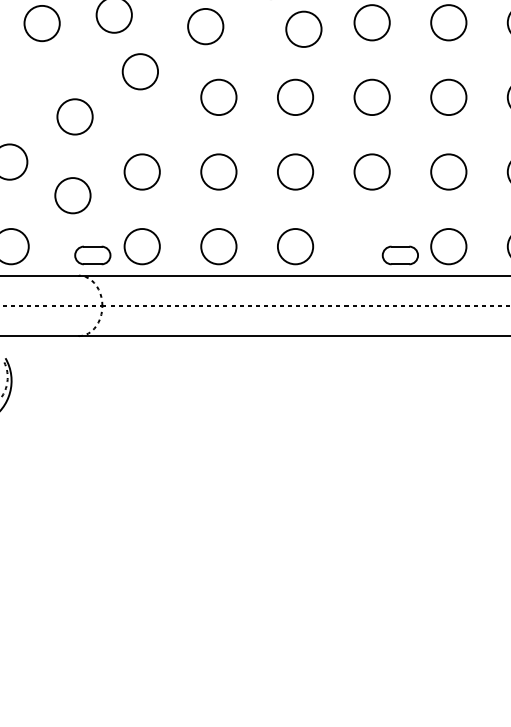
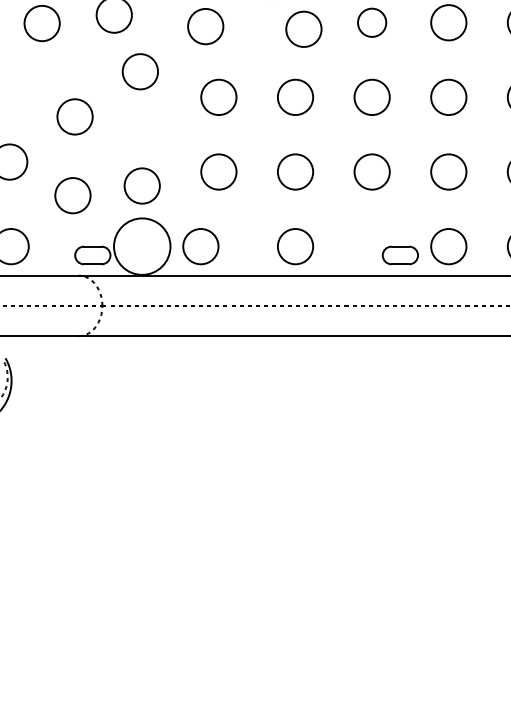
circle size: 38x38 px -> 31x31 px (372, 22)
circle position: (141, 171) -> (141, 185) (141, 185)
circle diameter: 35 px -> 56 px (142, 246)
circle position: (218, 246) -> (200, 246) (200, 246)
